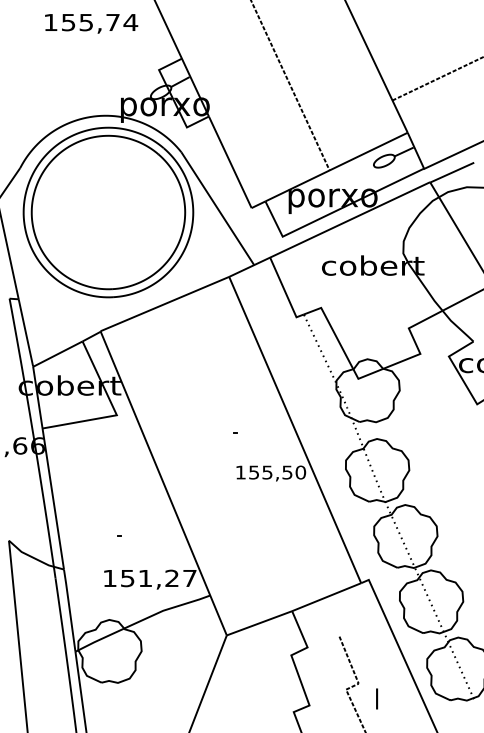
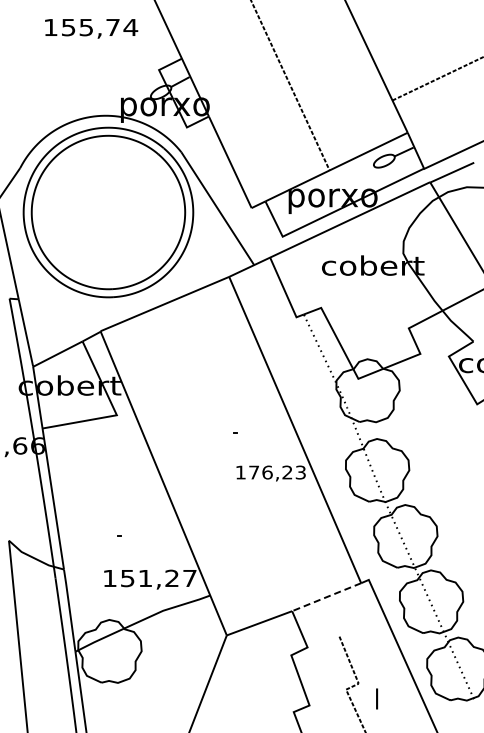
text position: (91, 23) -> (91, 28) (91, 28)
text: 155,50 -> 176,23 (277, 472)
line: solid -> dashed (326, 597)
